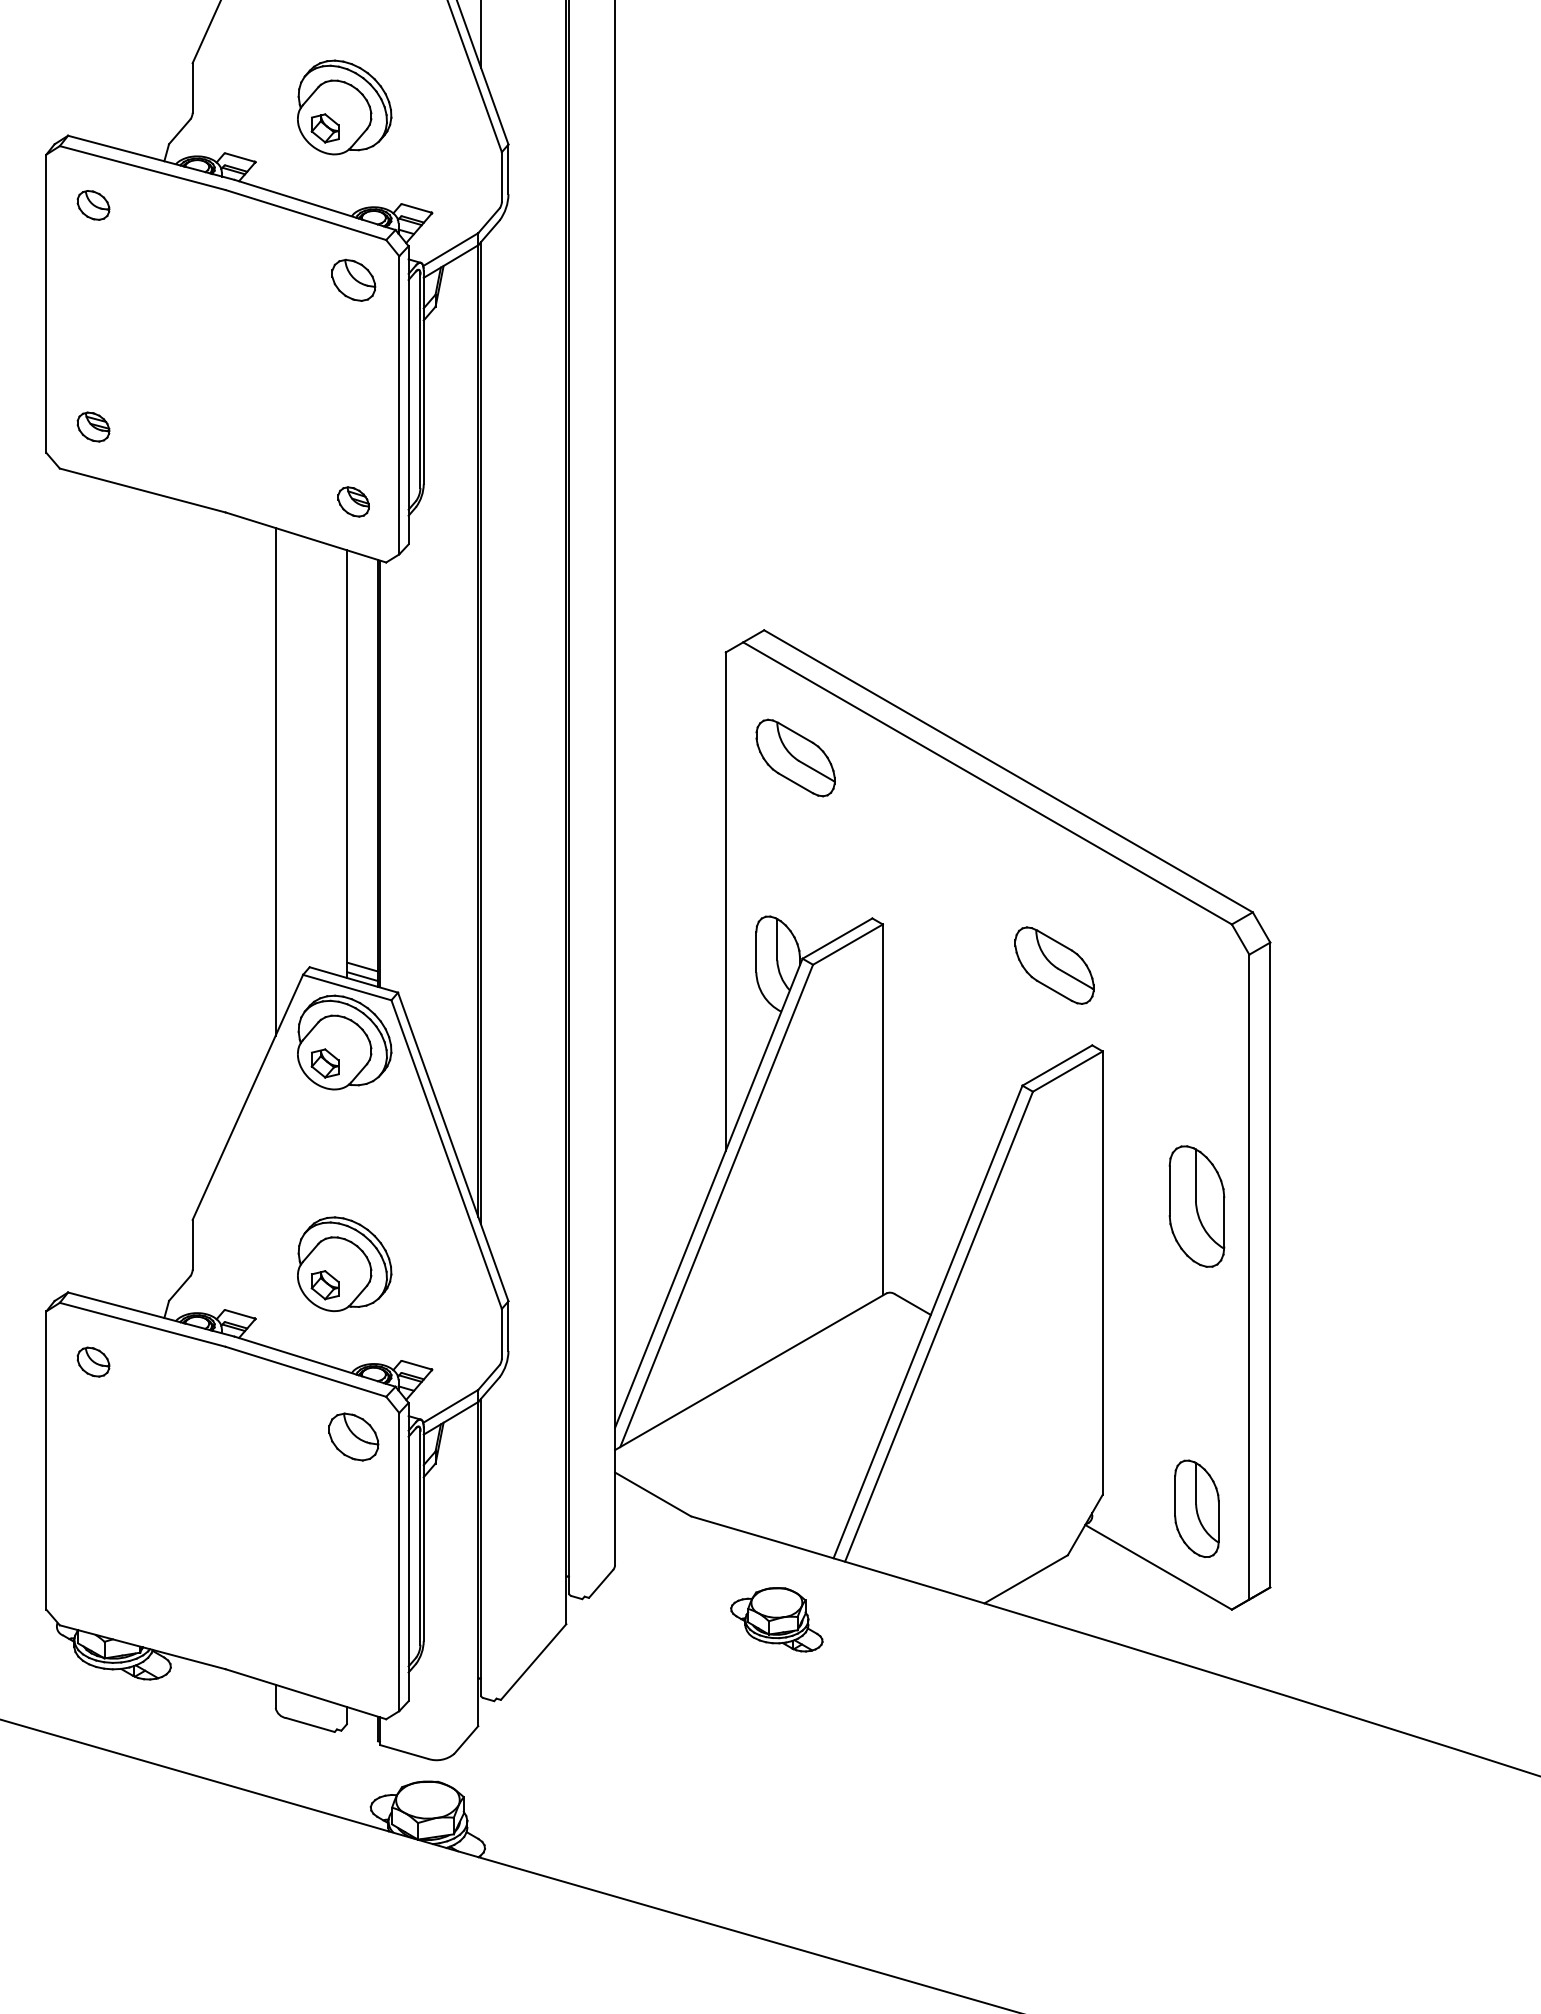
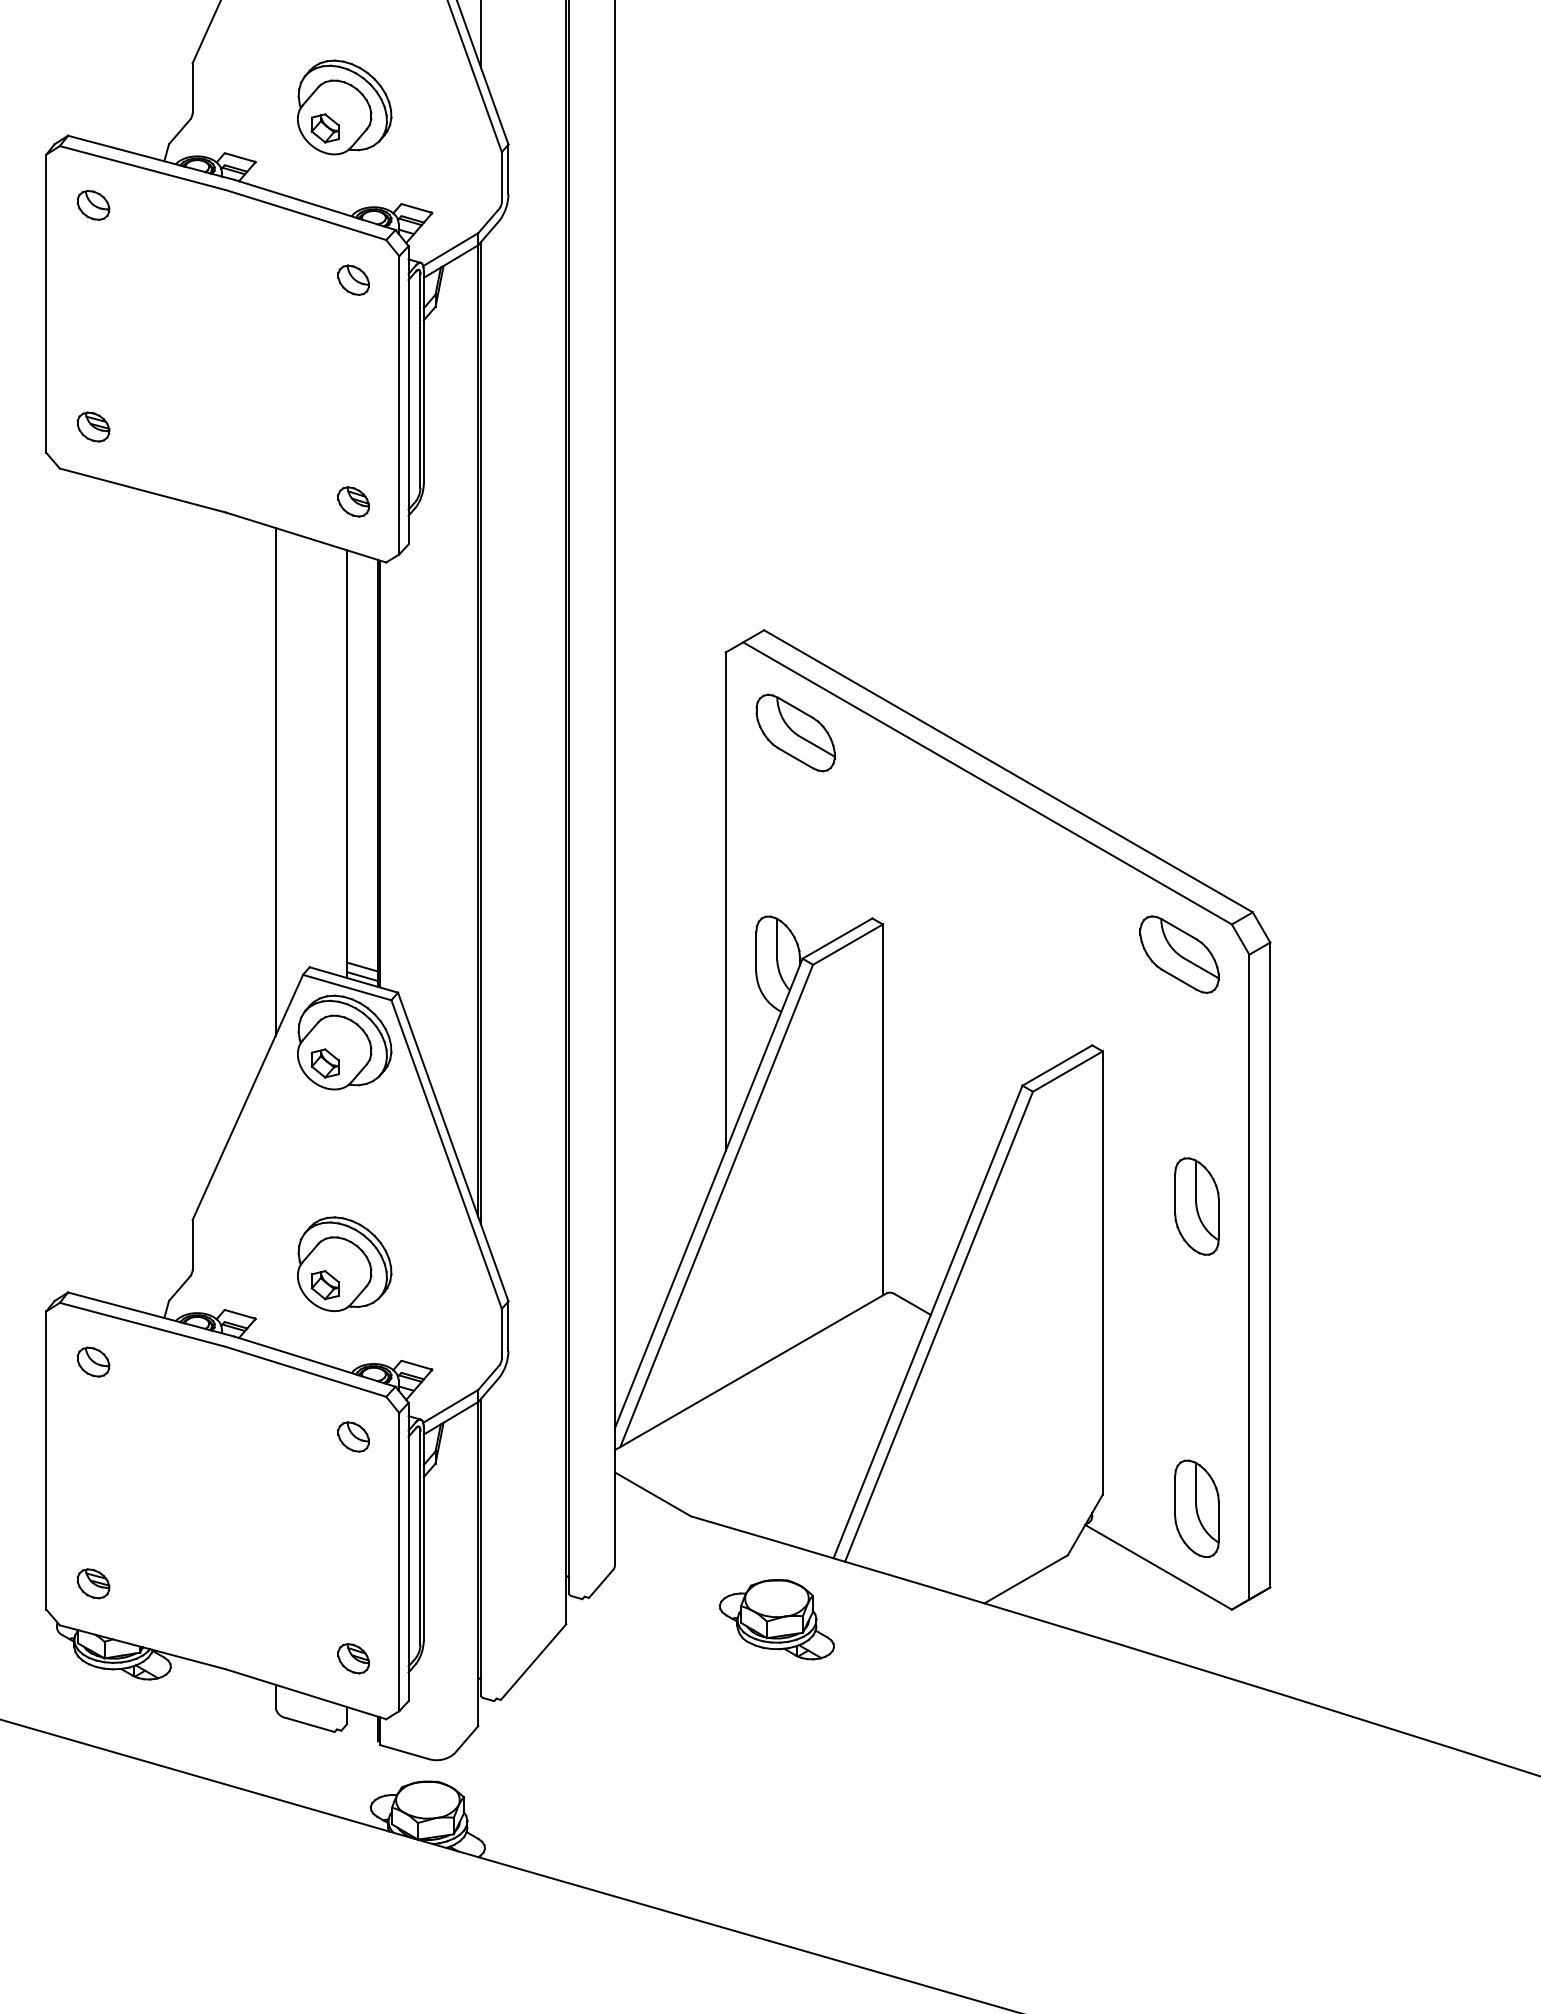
part size: 46x44 px -> 33x32 px (353, 279)
part position: (795, 757) -> (795, 732) (795, 732)
part position: (1054, 965) -> (1179, 954) (1179, 954)
part size: 58x123 px -> 46x99 px (1196, 1206)
part size: 52x50 px -> 33x32 px (353, 1436)
part: none -> present (93, 1583)
part size: 94x66 px -> 117x82 px (776, 1619)
part: none -> present (353, 1658)
